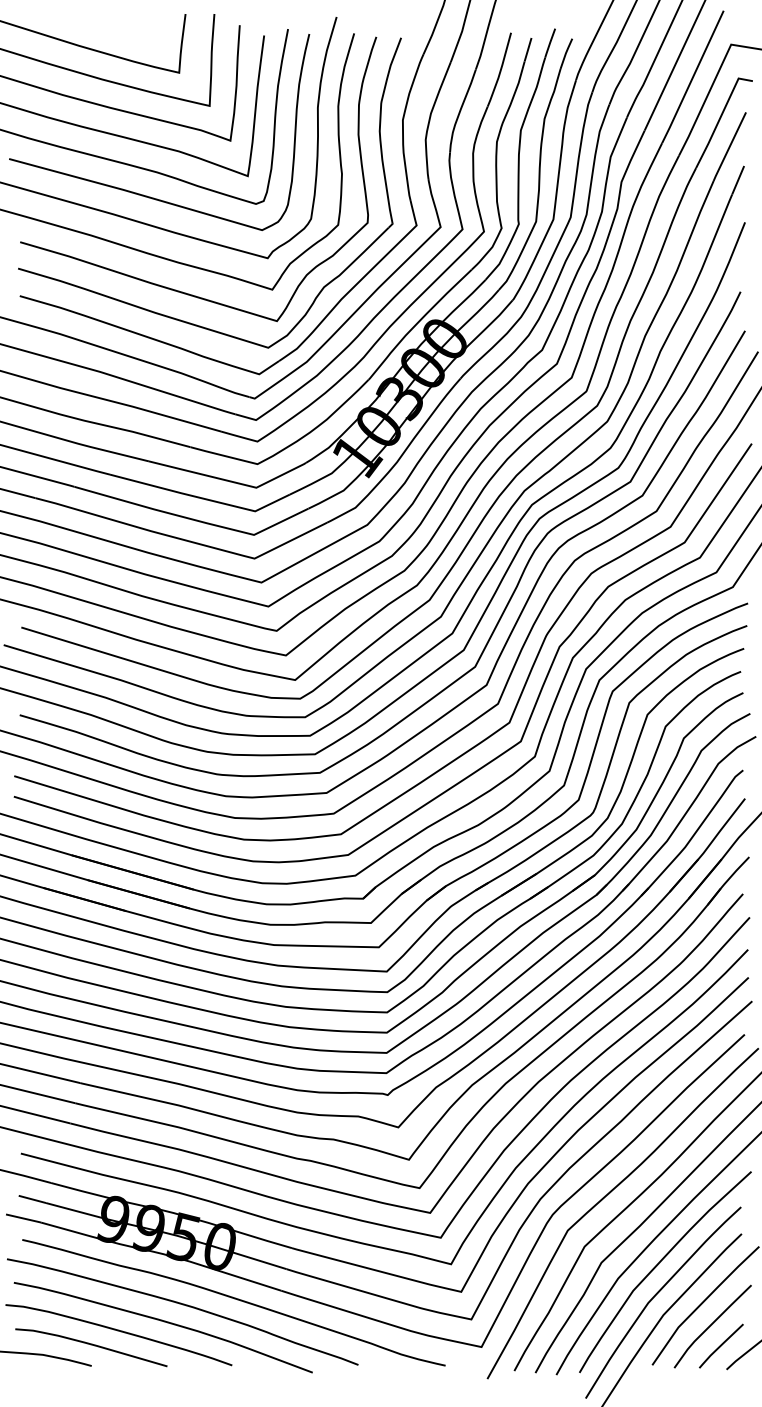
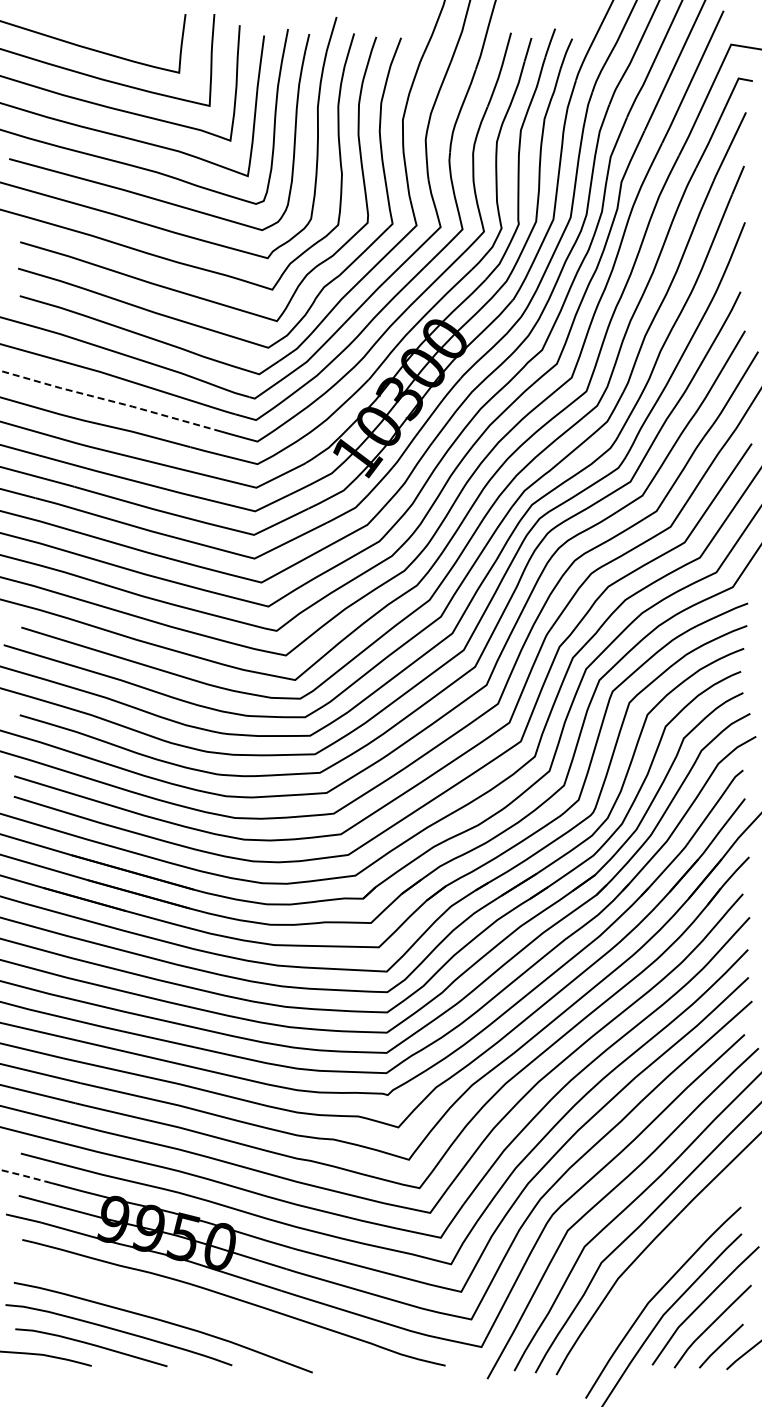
line: solid -> dashed (110, 400)
line: solid -> dashed (25, 1176)
curve: present -> none (658, 1265)
curve: present -> none (182, 1305)
